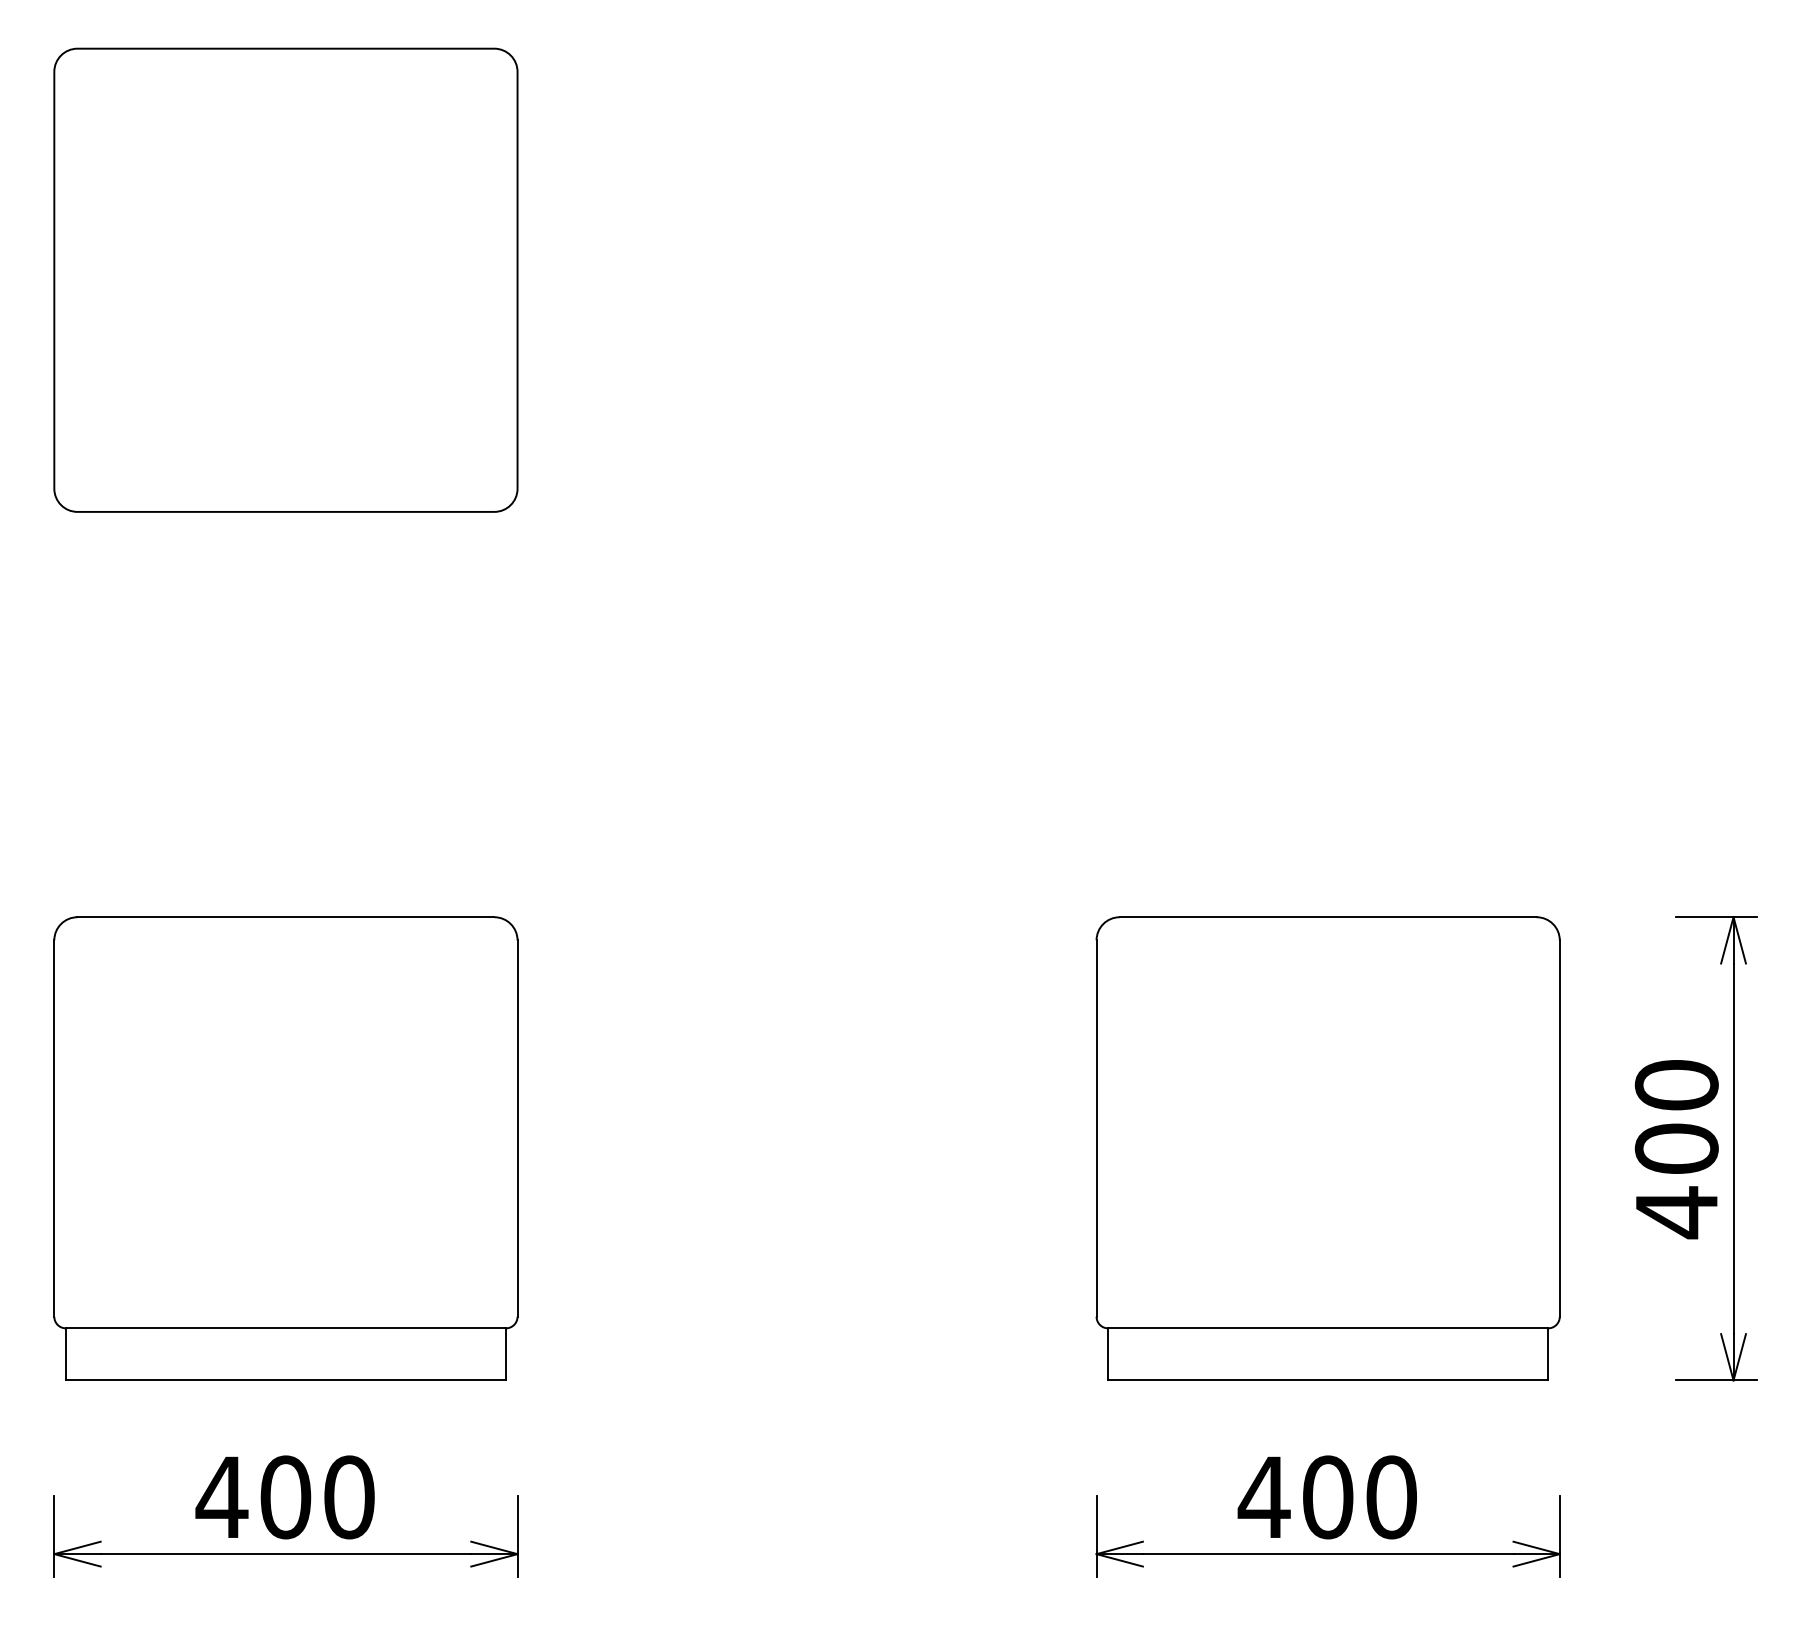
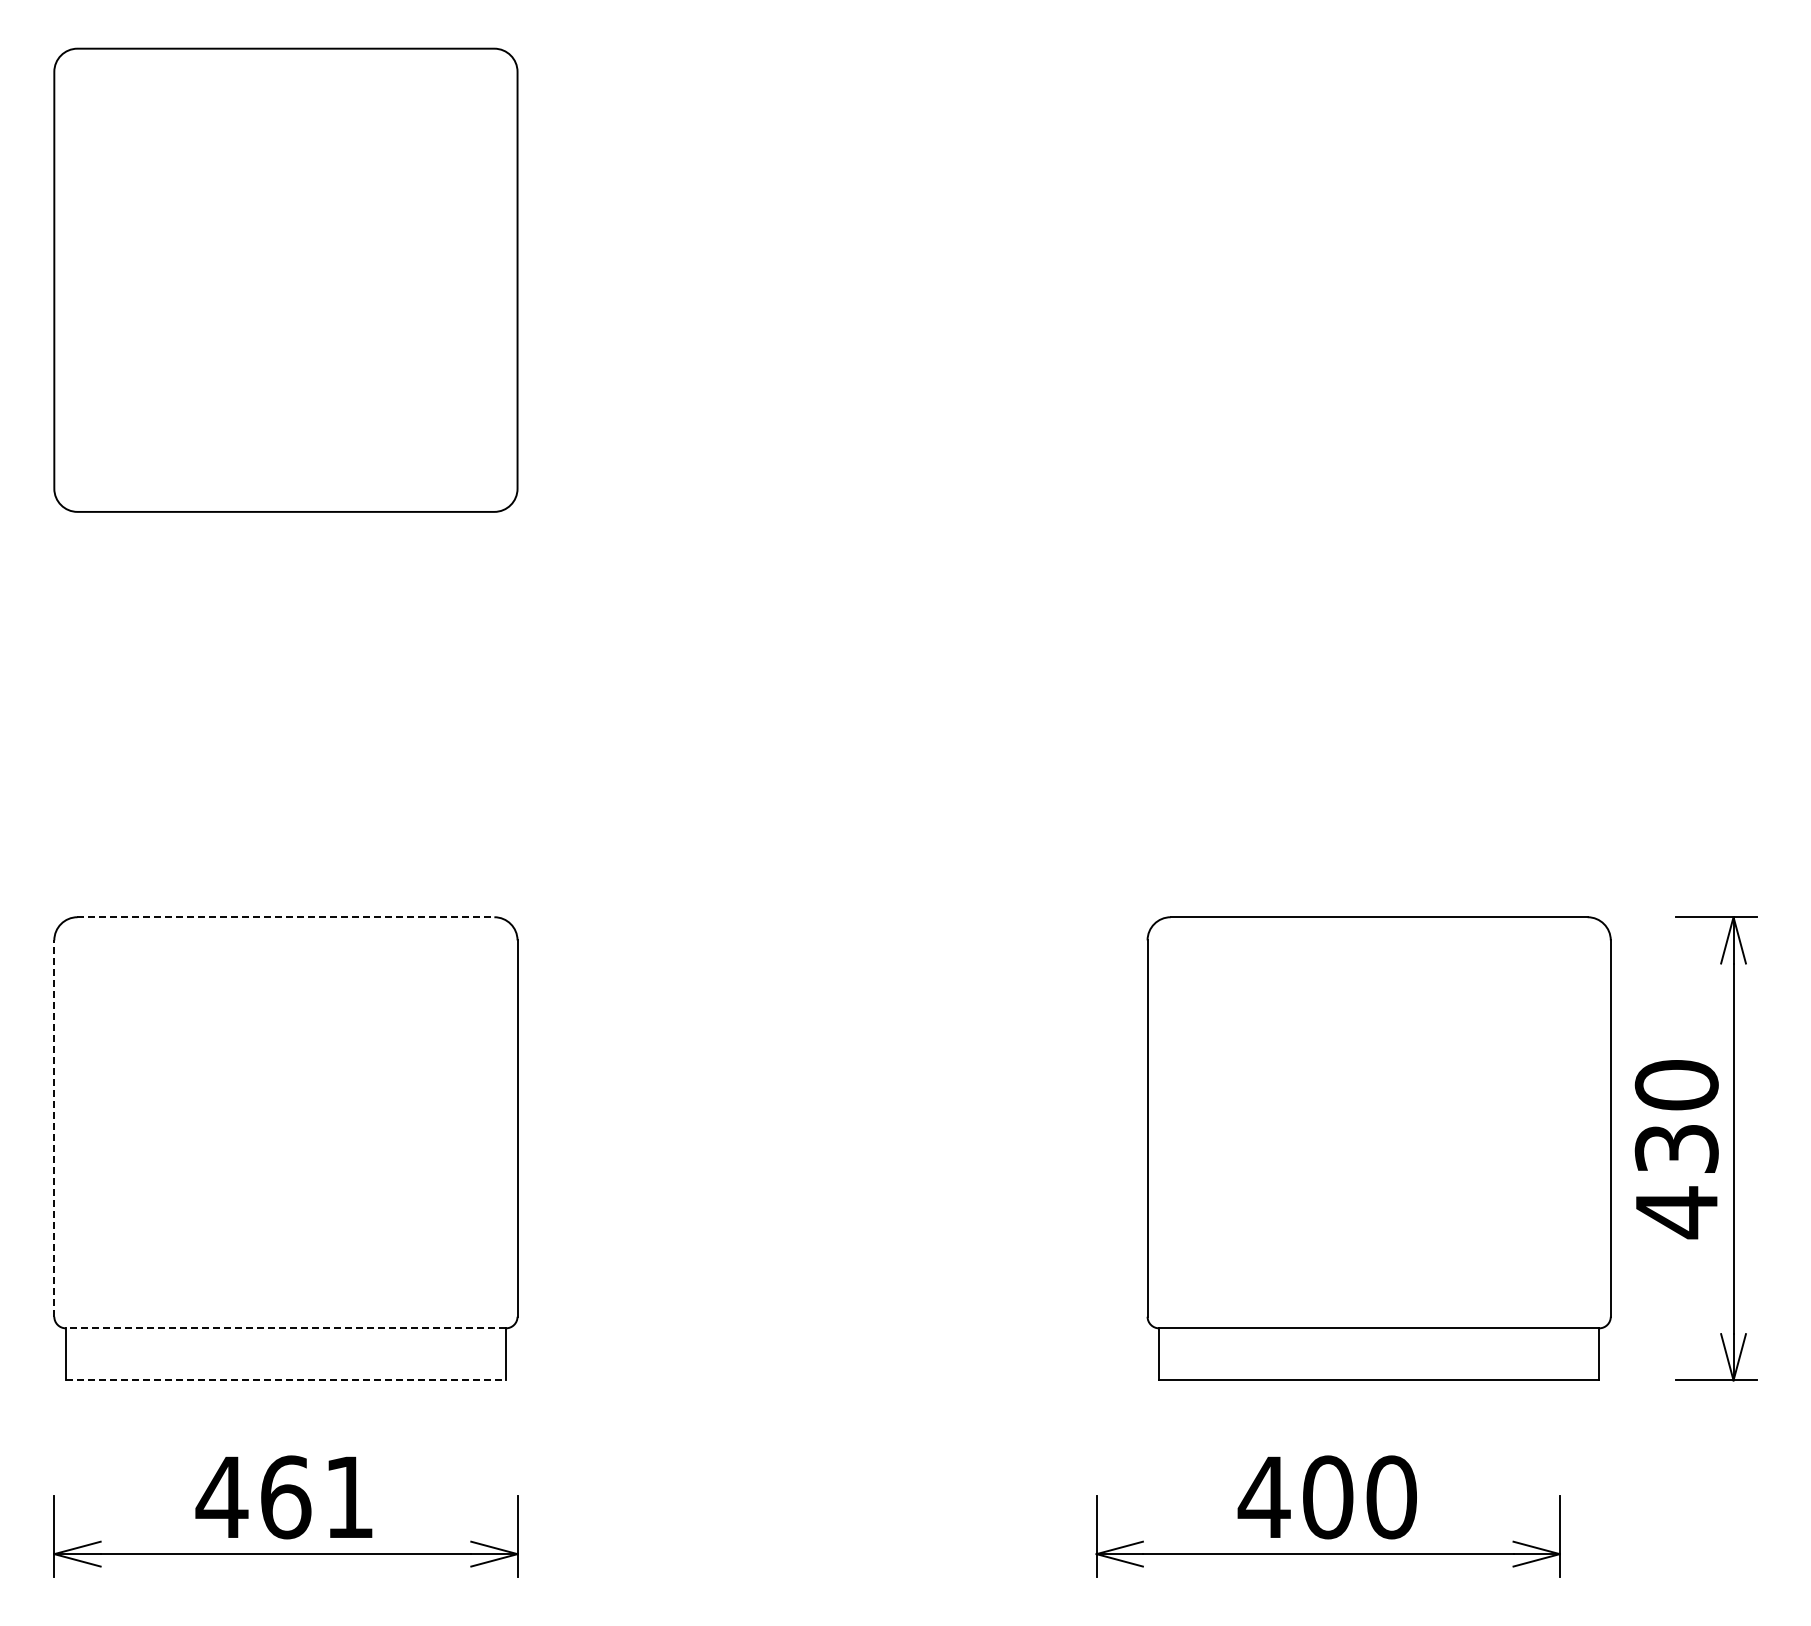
line: solid -> dashed (286, 917)
line: solid -> dashed (54, 1128)
part position: (1327, 1148) -> (1378, 1148) (1378, 1148)
text: 400 -> 430 (1676, 1148)
line: solid -> dashed (285, 1328)
line: solid -> dashed (286, 1380)
text: 400 -> 461 (317, 1497)
